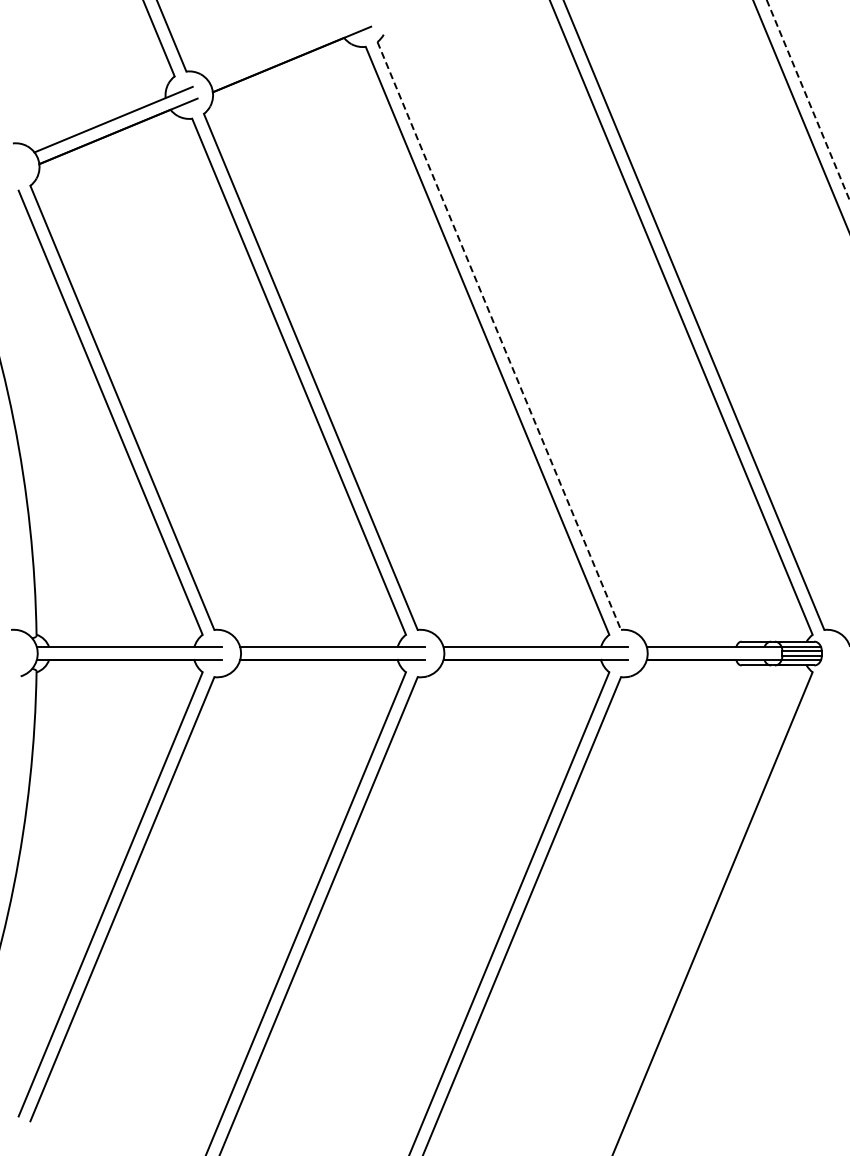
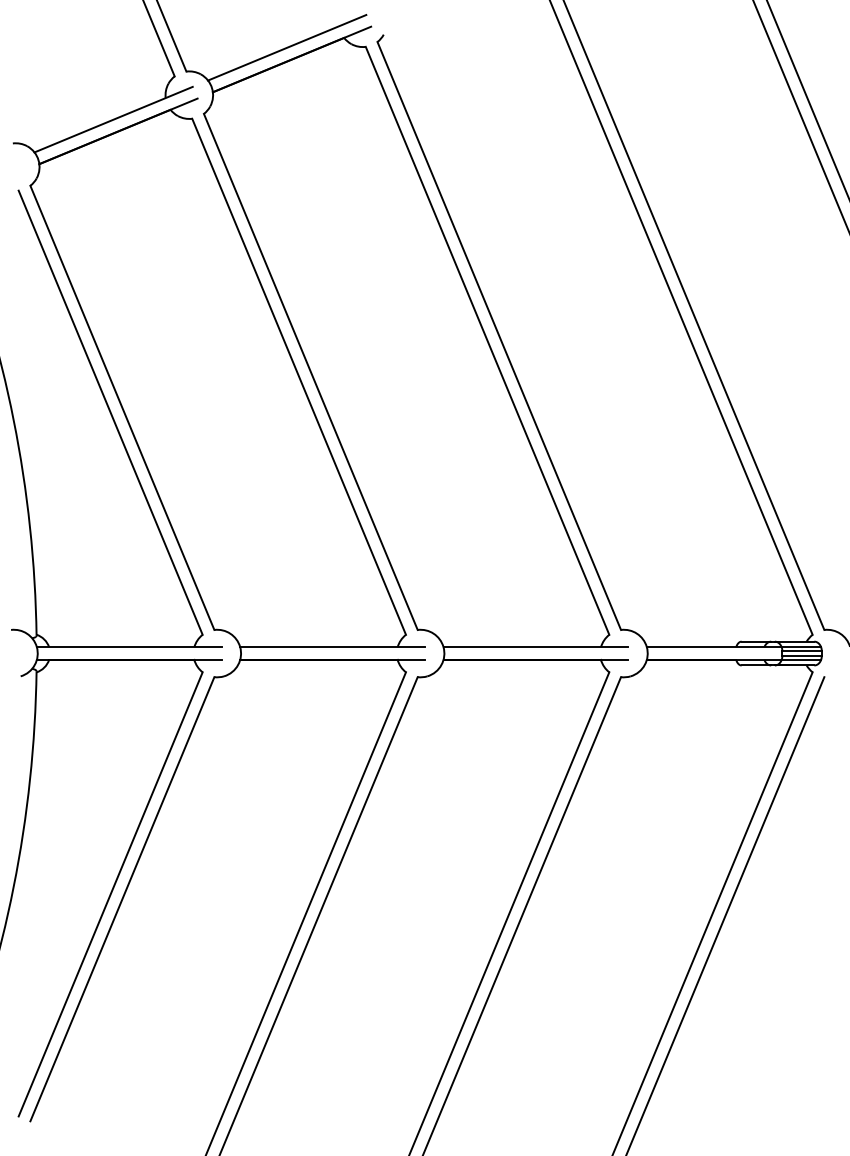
line: none -> present (287, 47)
line: dashed -> solid (808, 100)
line: dashed -> solid (499, 336)
line: none -> present (725, 914)
